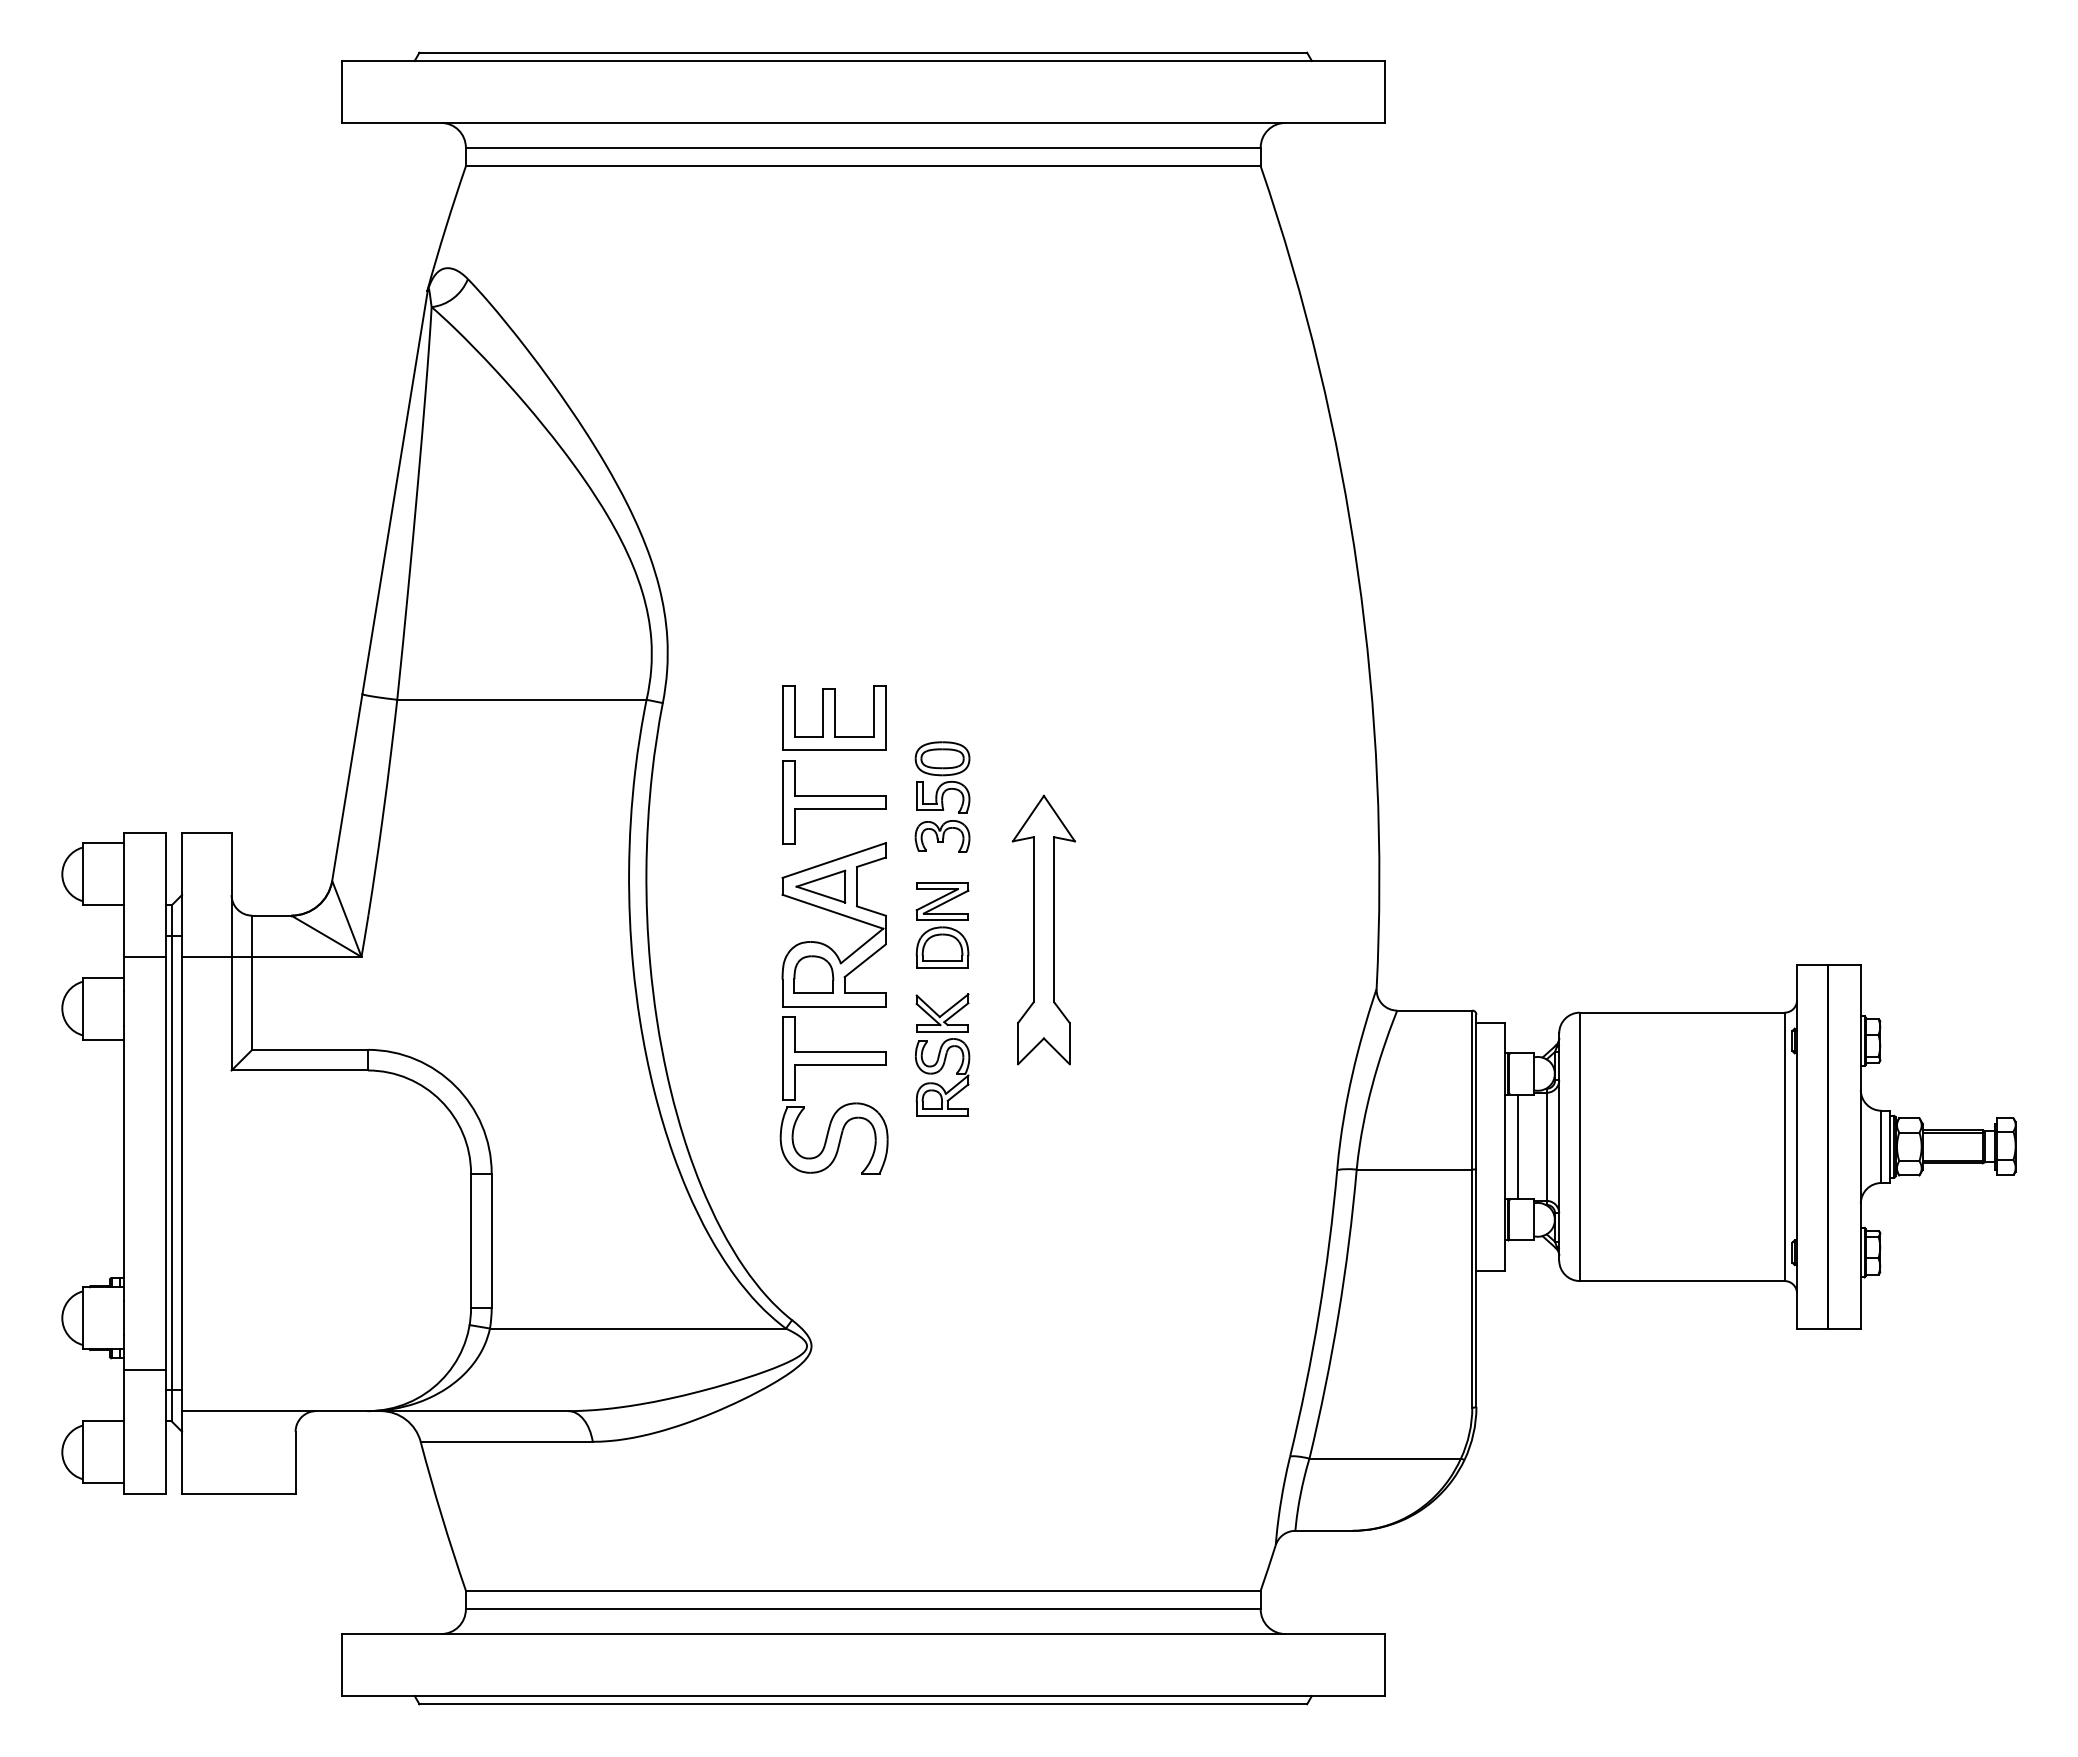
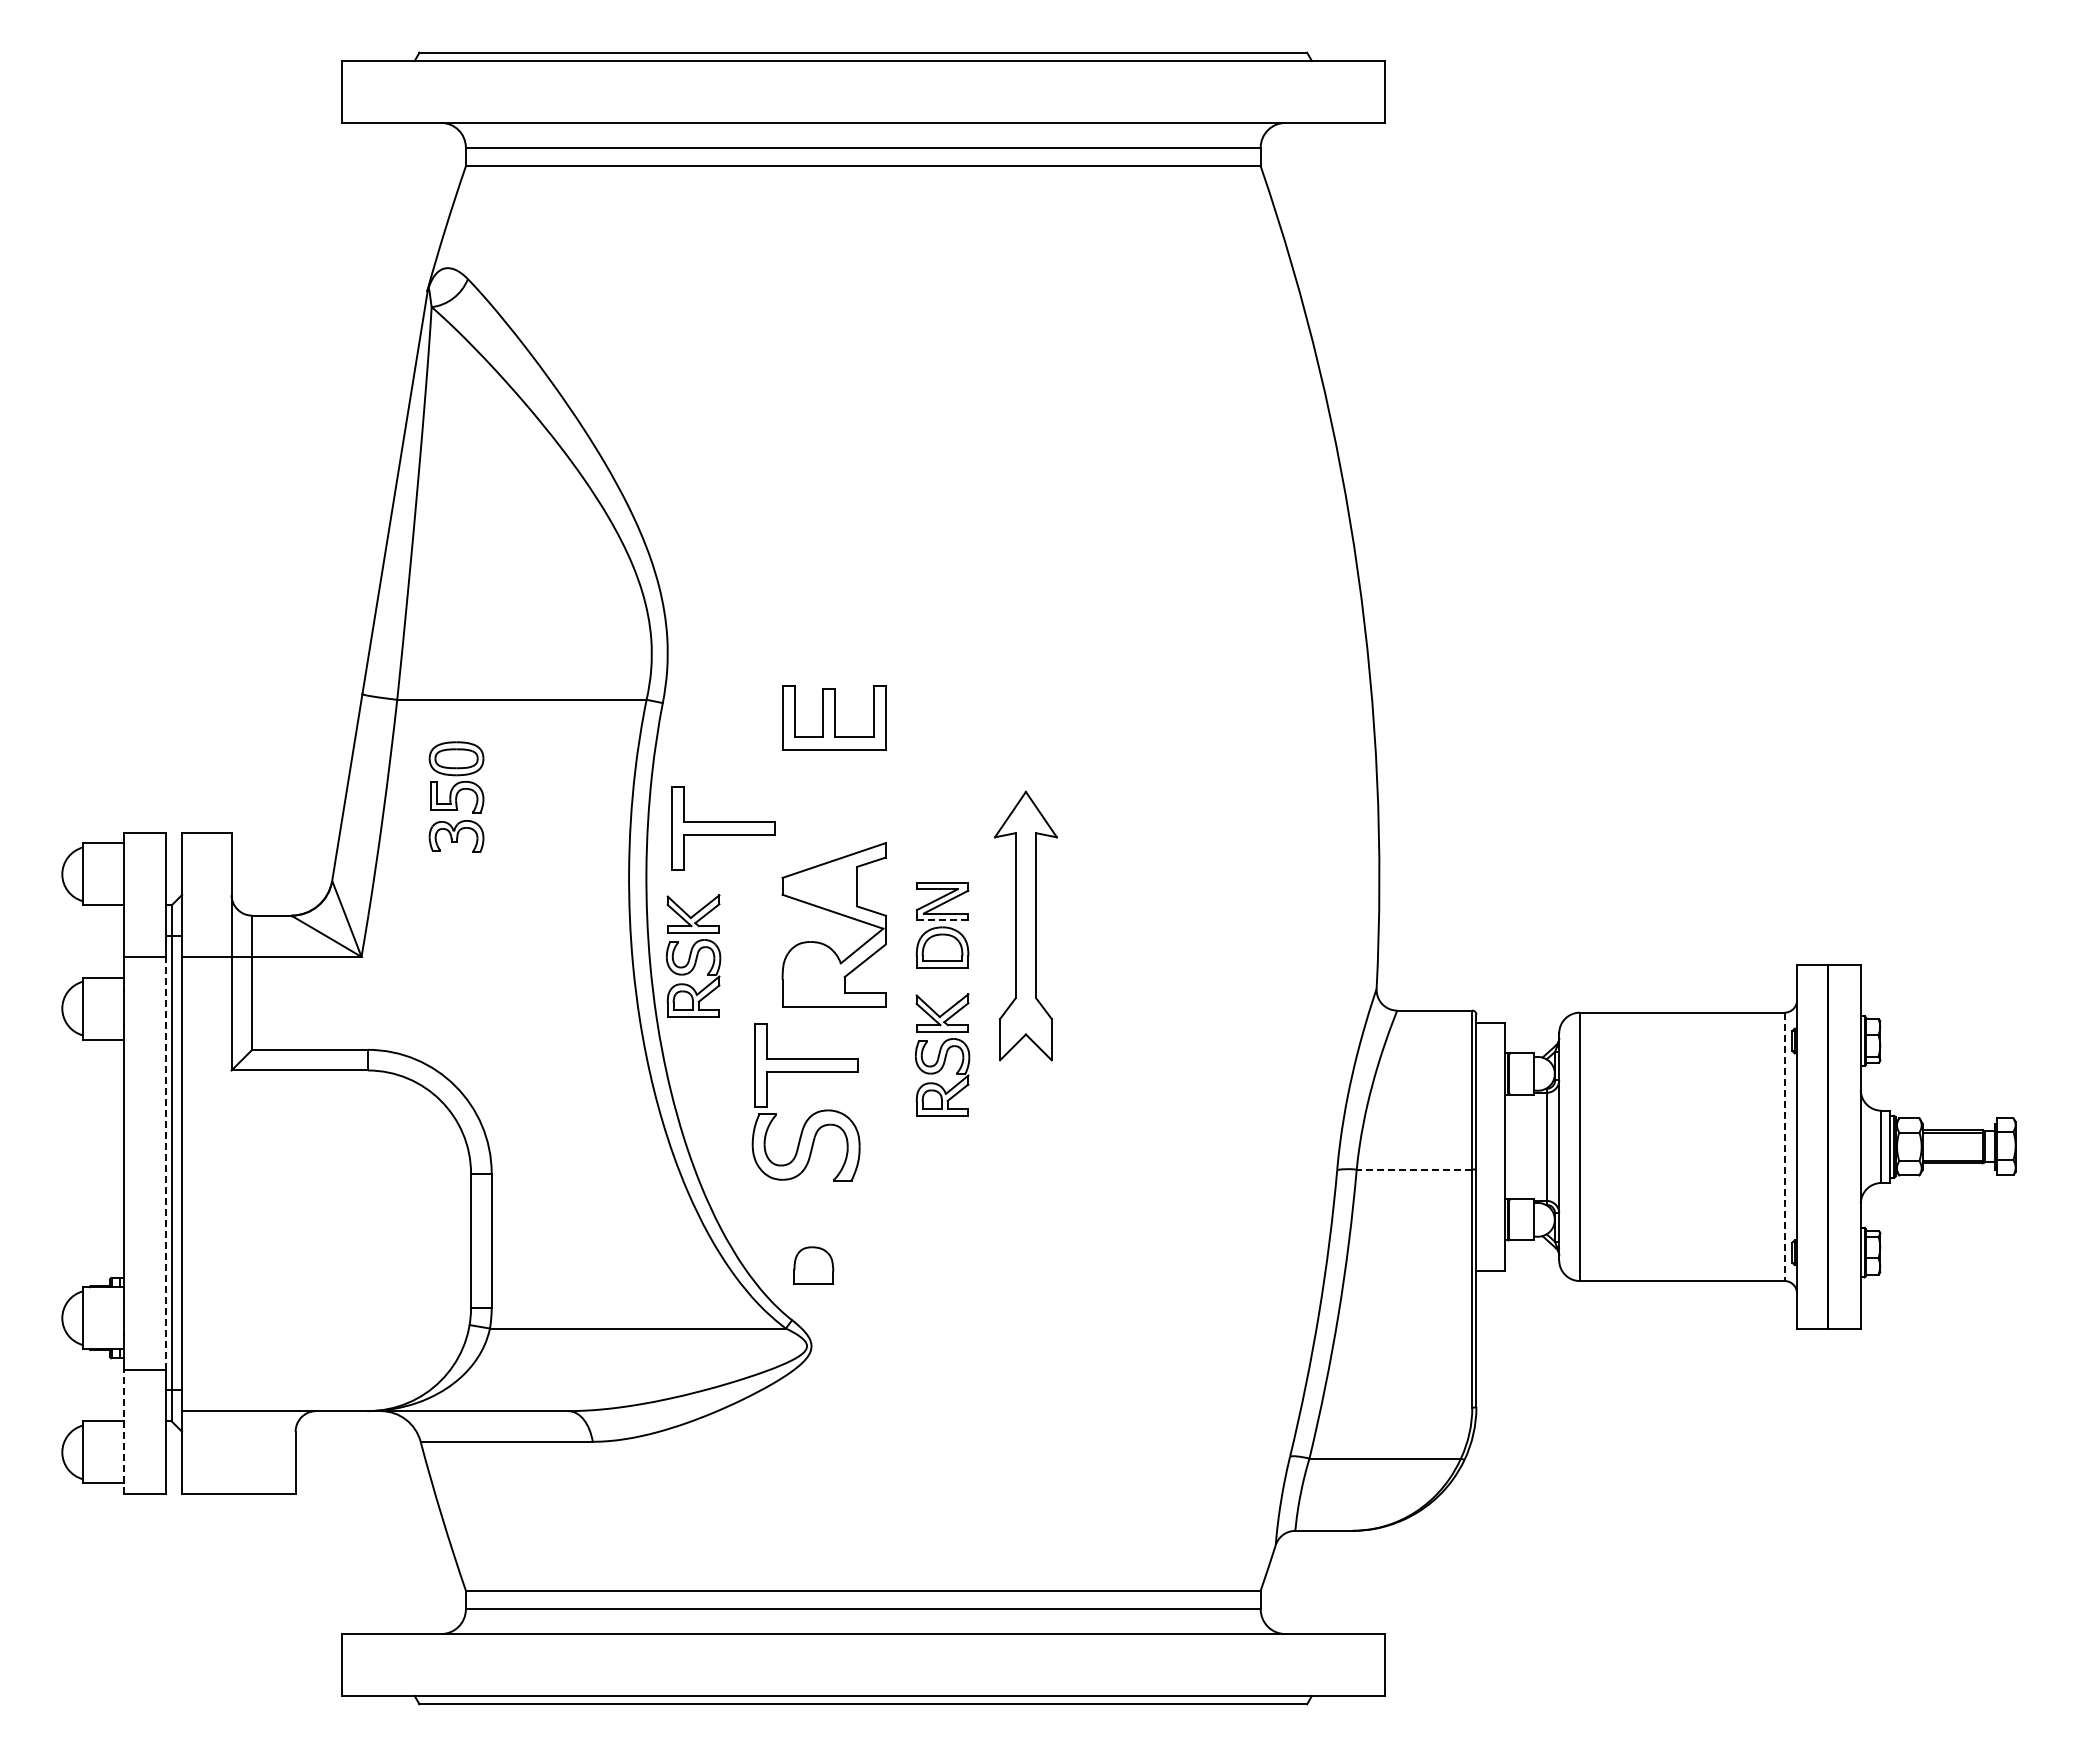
part position: (942, 796) -> (456, 796) (456, 796)
part position: (834, 802) -> (723, 828) (723, 828)
part: present -> none (820, 886)
line: solid -> dashed (942, 919)
part position: (1043, 929) -> (1025, 925) (1025, 925)
part: none -> present (693, 955)
part position: (813, 974) -> (813, 1265) (813, 1265)
part position: (840, 1106) -> (812, 1113) (812, 1113)
line: present -> none (1517, 1146)
line: solid -> dashed (1784, 1147)
line: solid -> dashed (165, 1162)
line: solid -> dashed (1414, 1169)
line: solid -> dashed (124, 1431)
